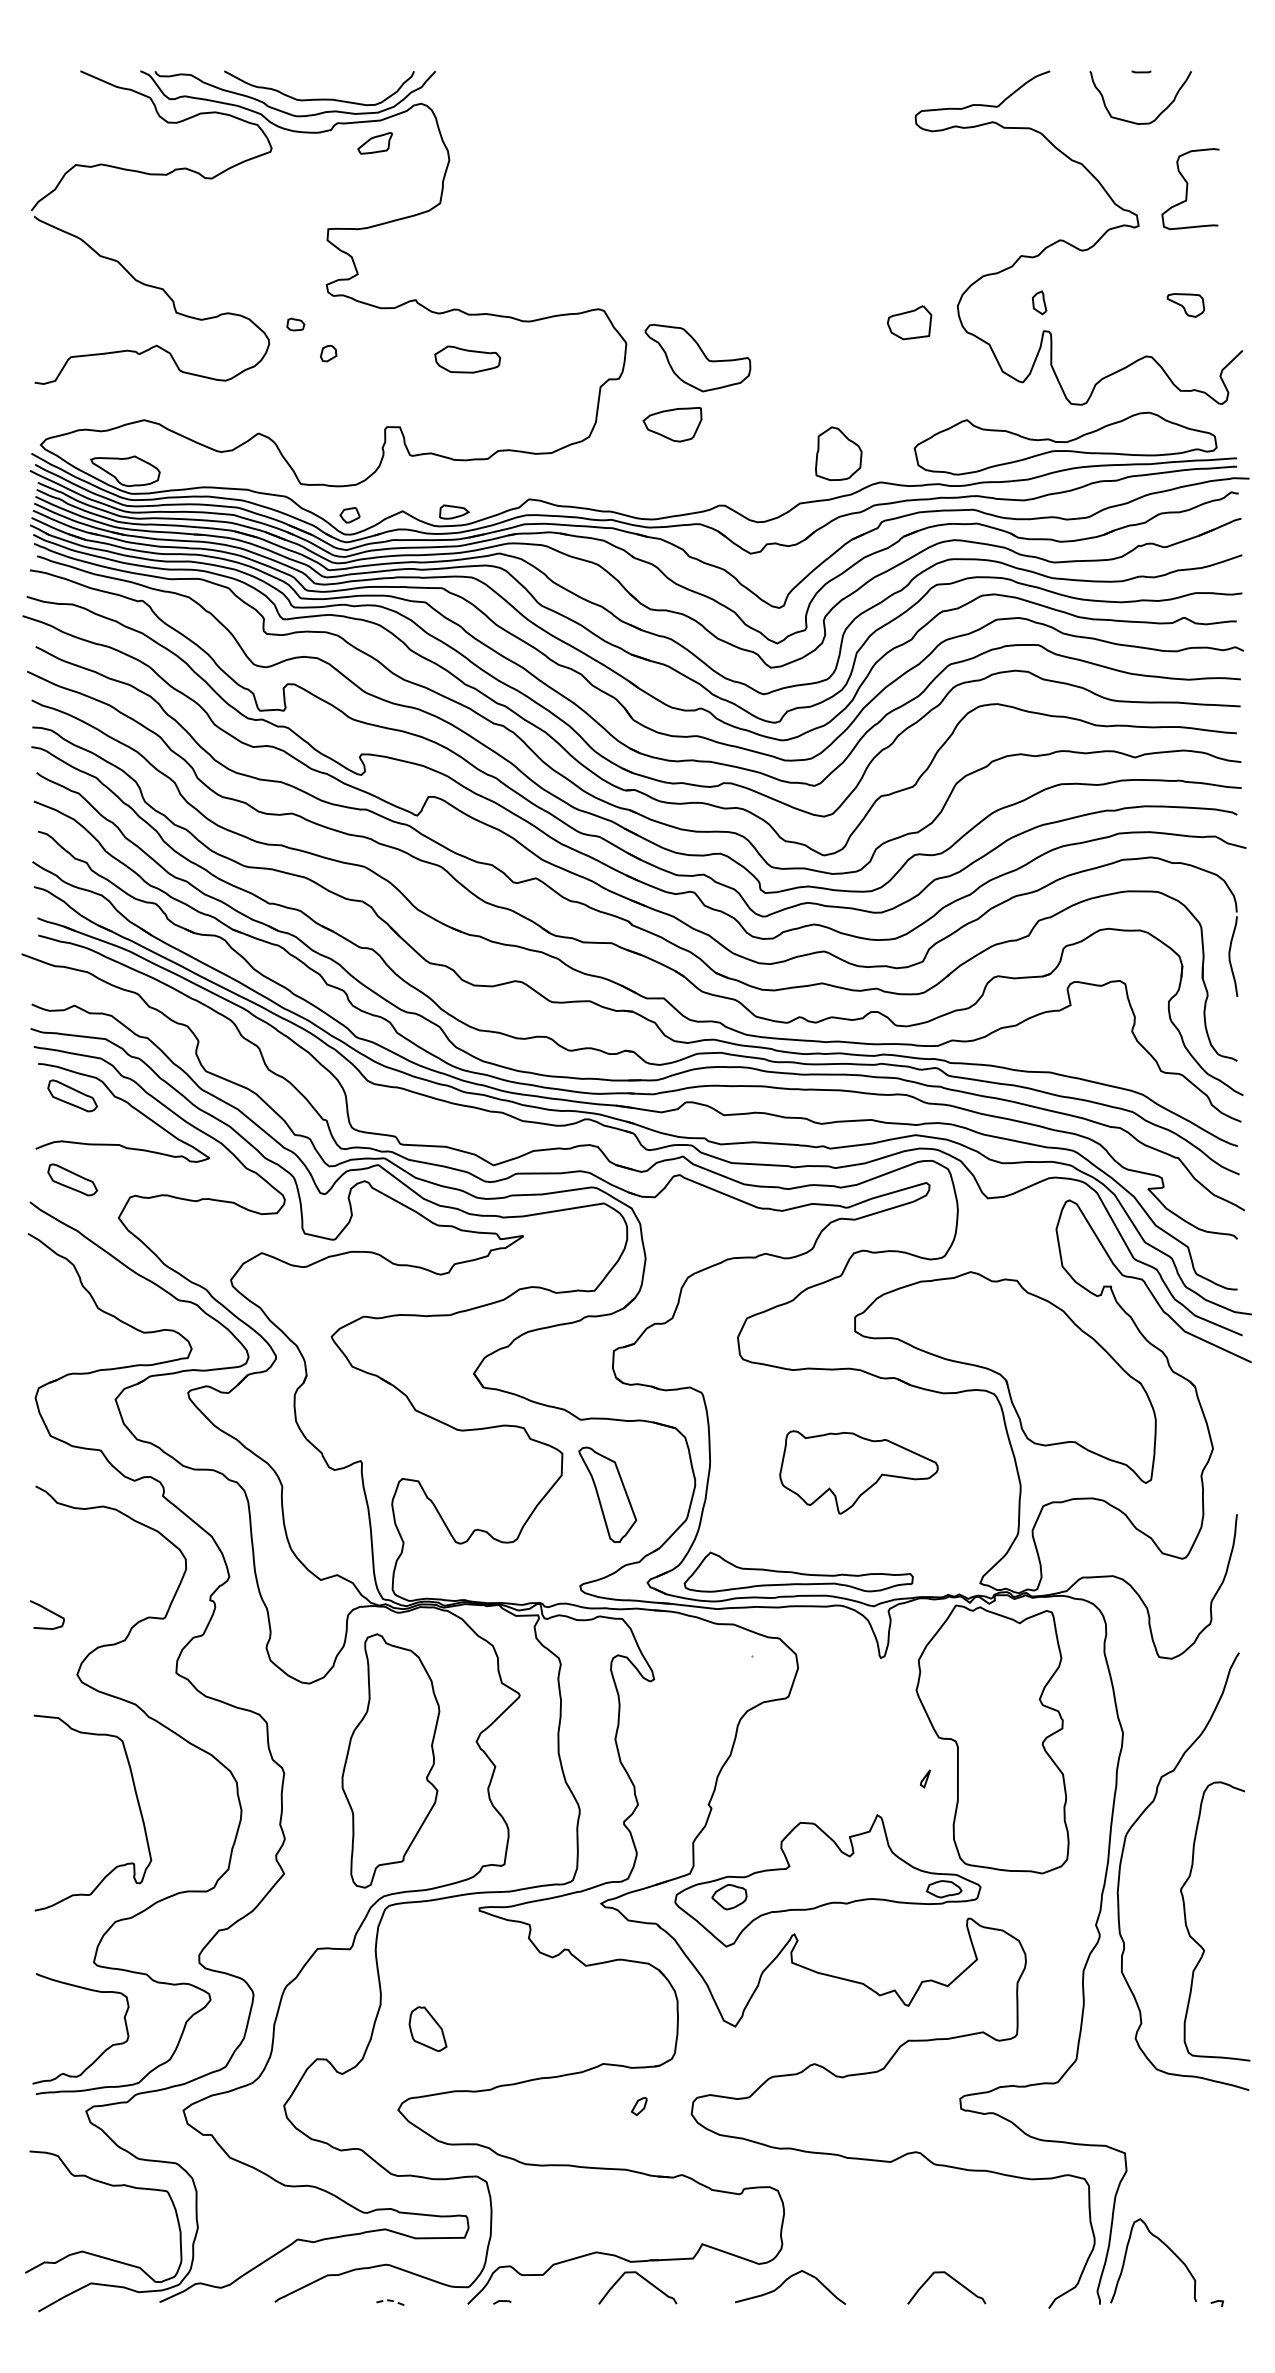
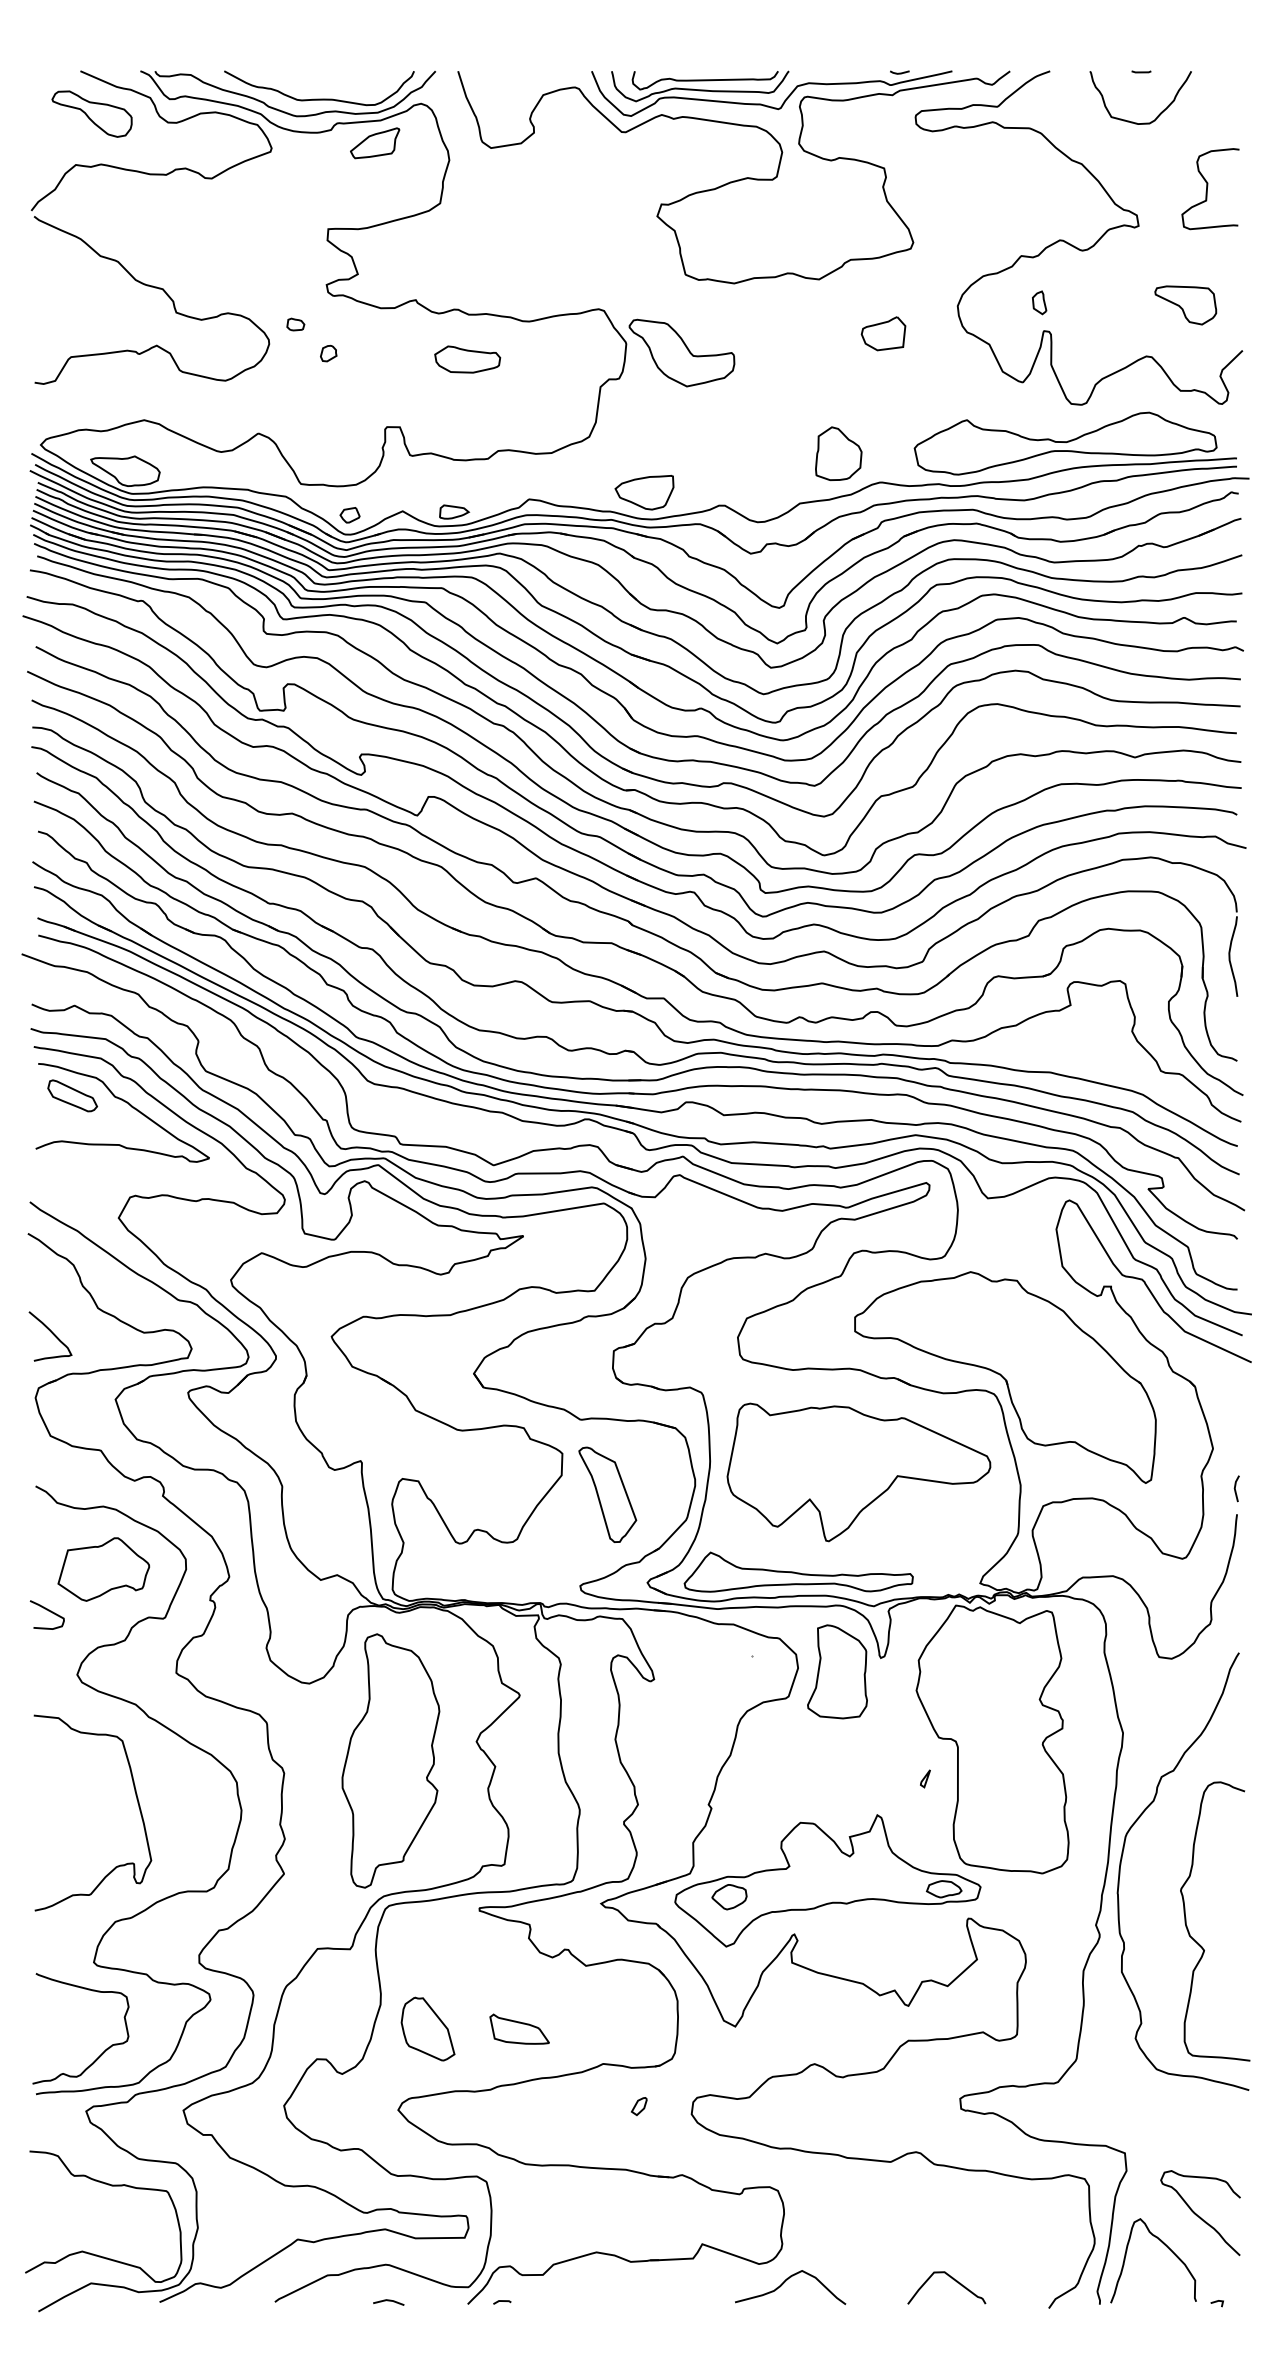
part: none -> present (91, 113)
part size: 36x23 px -> 51x33 px (375, 143)
part: none -> present (733, 177)
curve position: (1187, 189) -> (1207, 189) (1207, 189)
part size: 39x25 px -> 64x41 px (1185, 305)
part position: (909, 322) -> (883, 333) (883, 333)
part position: (697, 357) -> (681, 352) (681, 352)
part position: (672, 424) -> (644, 492) (644, 492)
part: present -> none (72, 1179)
curve: none -> present (52, 1334)
part size: 160x85 px -> 266x141 px (858, 1472)
line: none -> present (1235, 1488)
part: none -> present (103, 1569)
part: none -> present (837, 1671)
part size: 40x46 px -> 56x66 px (427, 2028)
part: none -> present (519, 2028)
curve: none -> present (1197, 2214)
curve: present -> none (643, 2279)
line: dashed -> solid (388, 2300)
